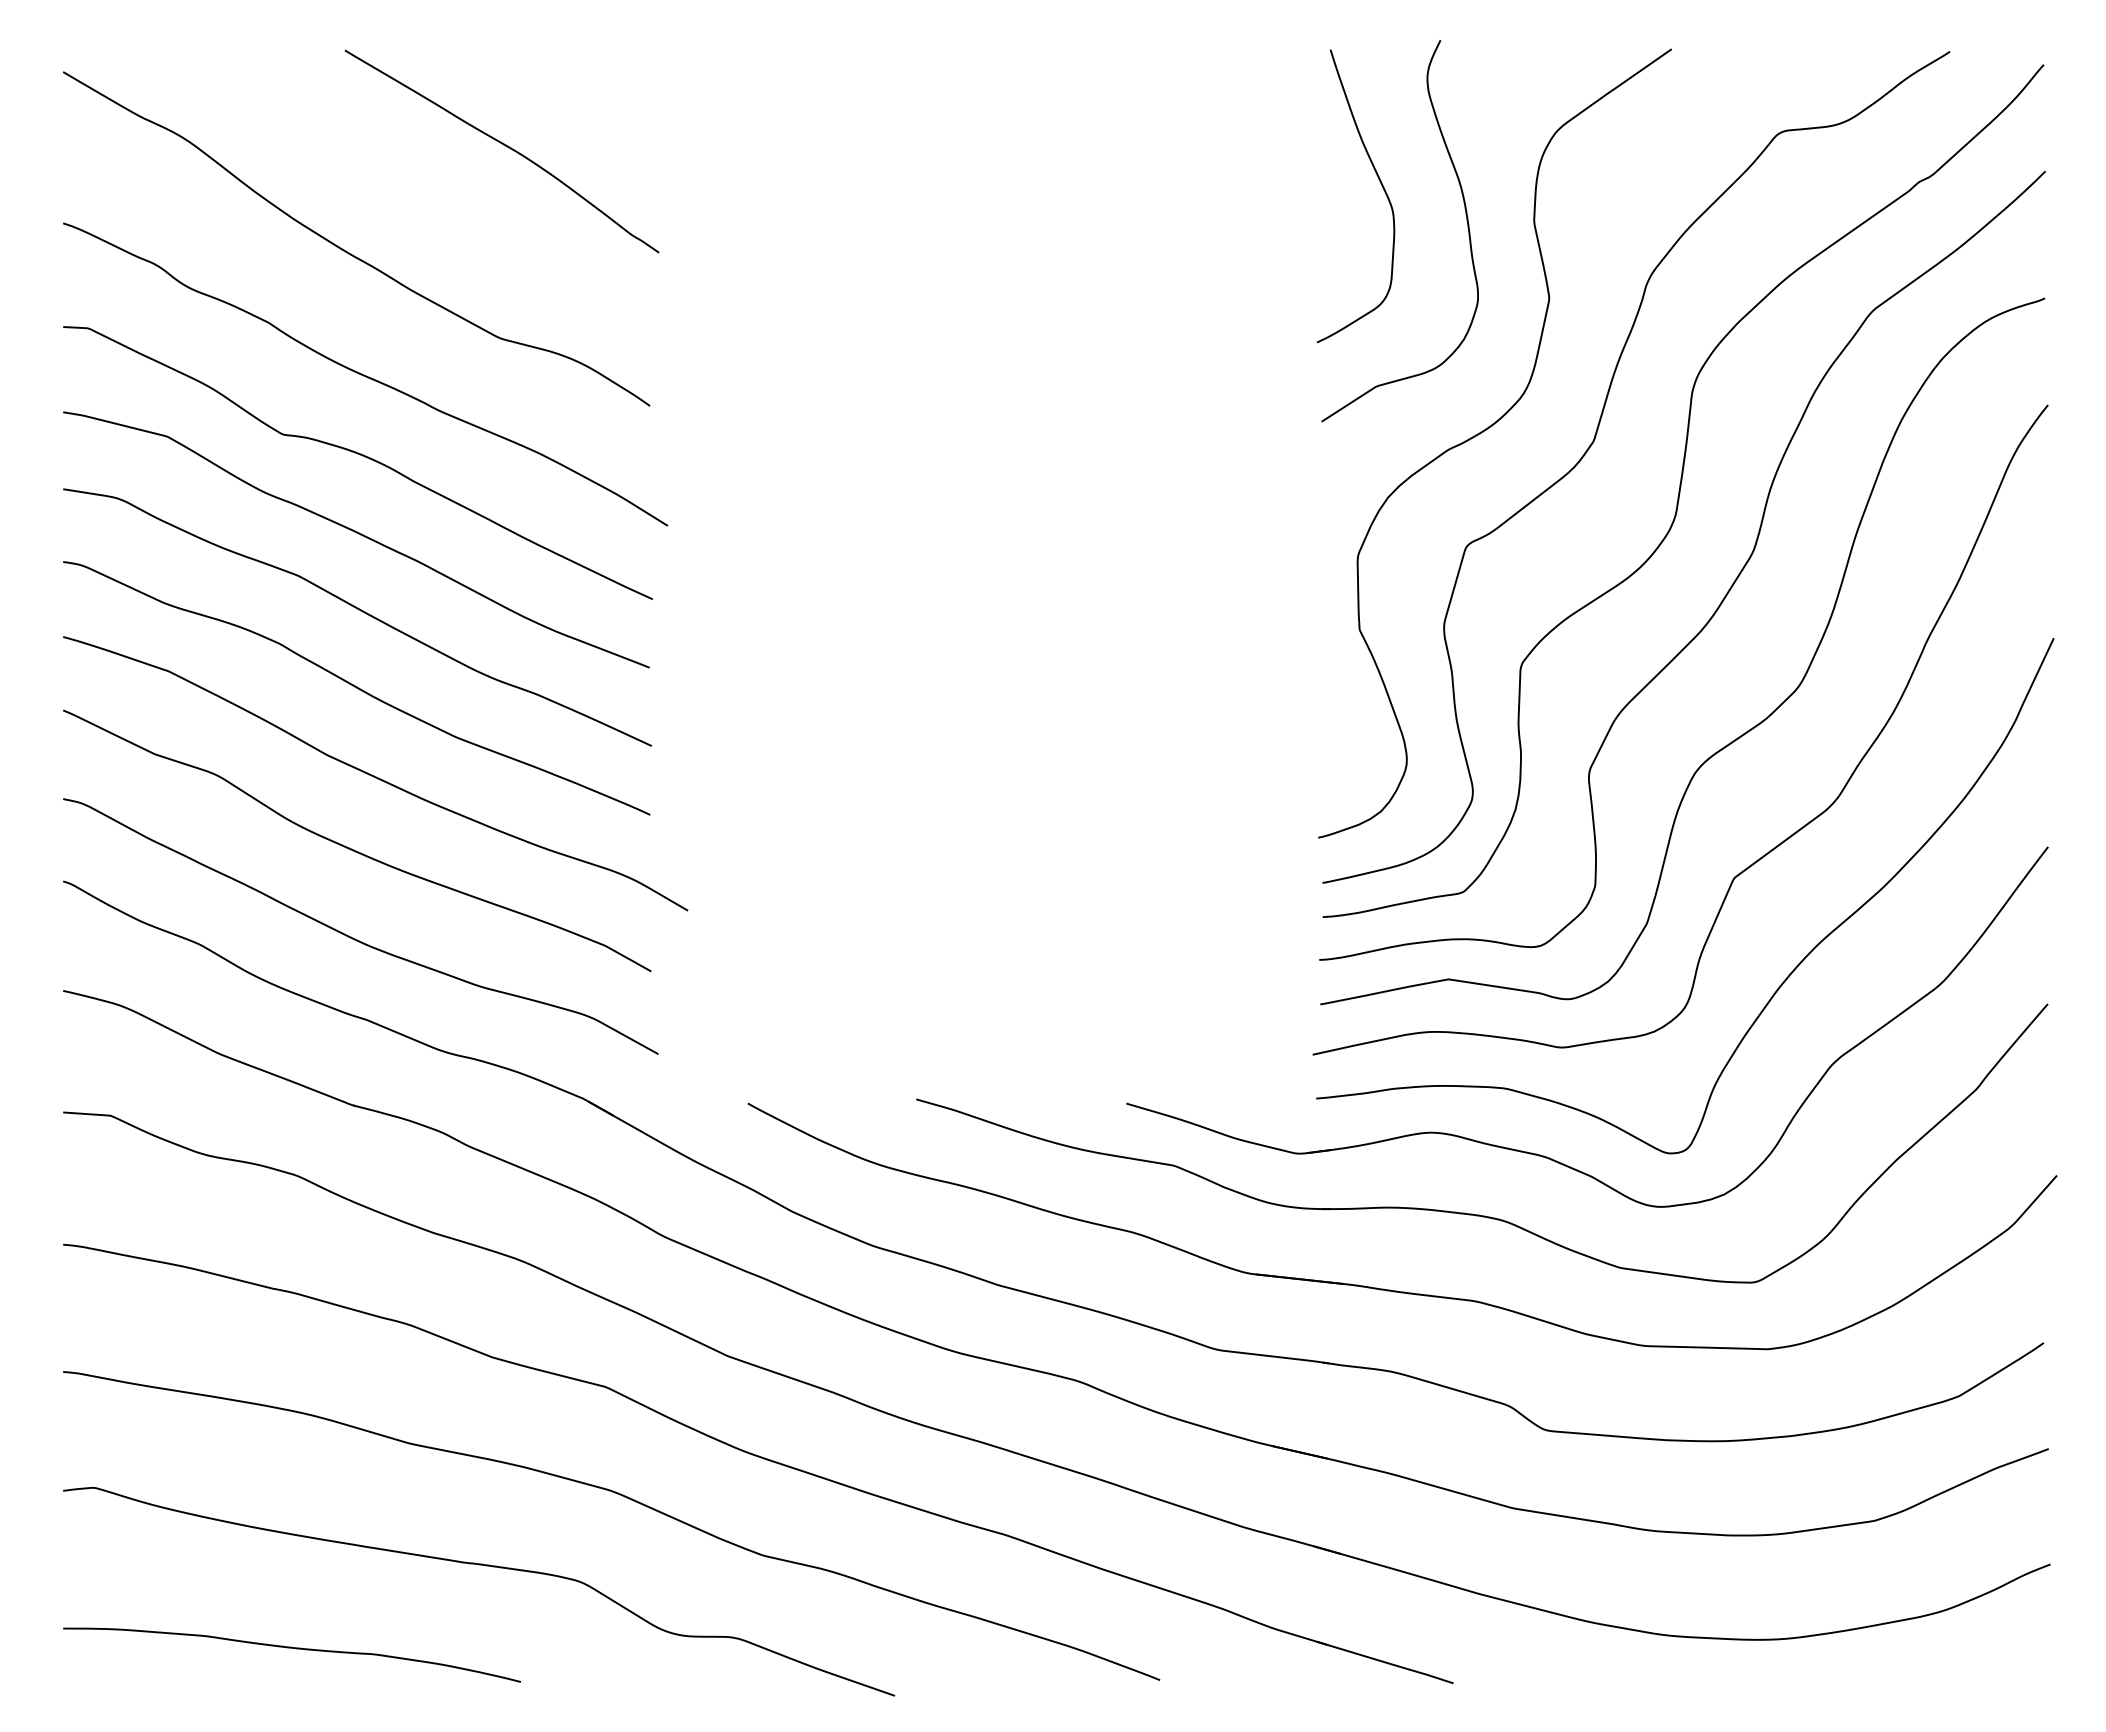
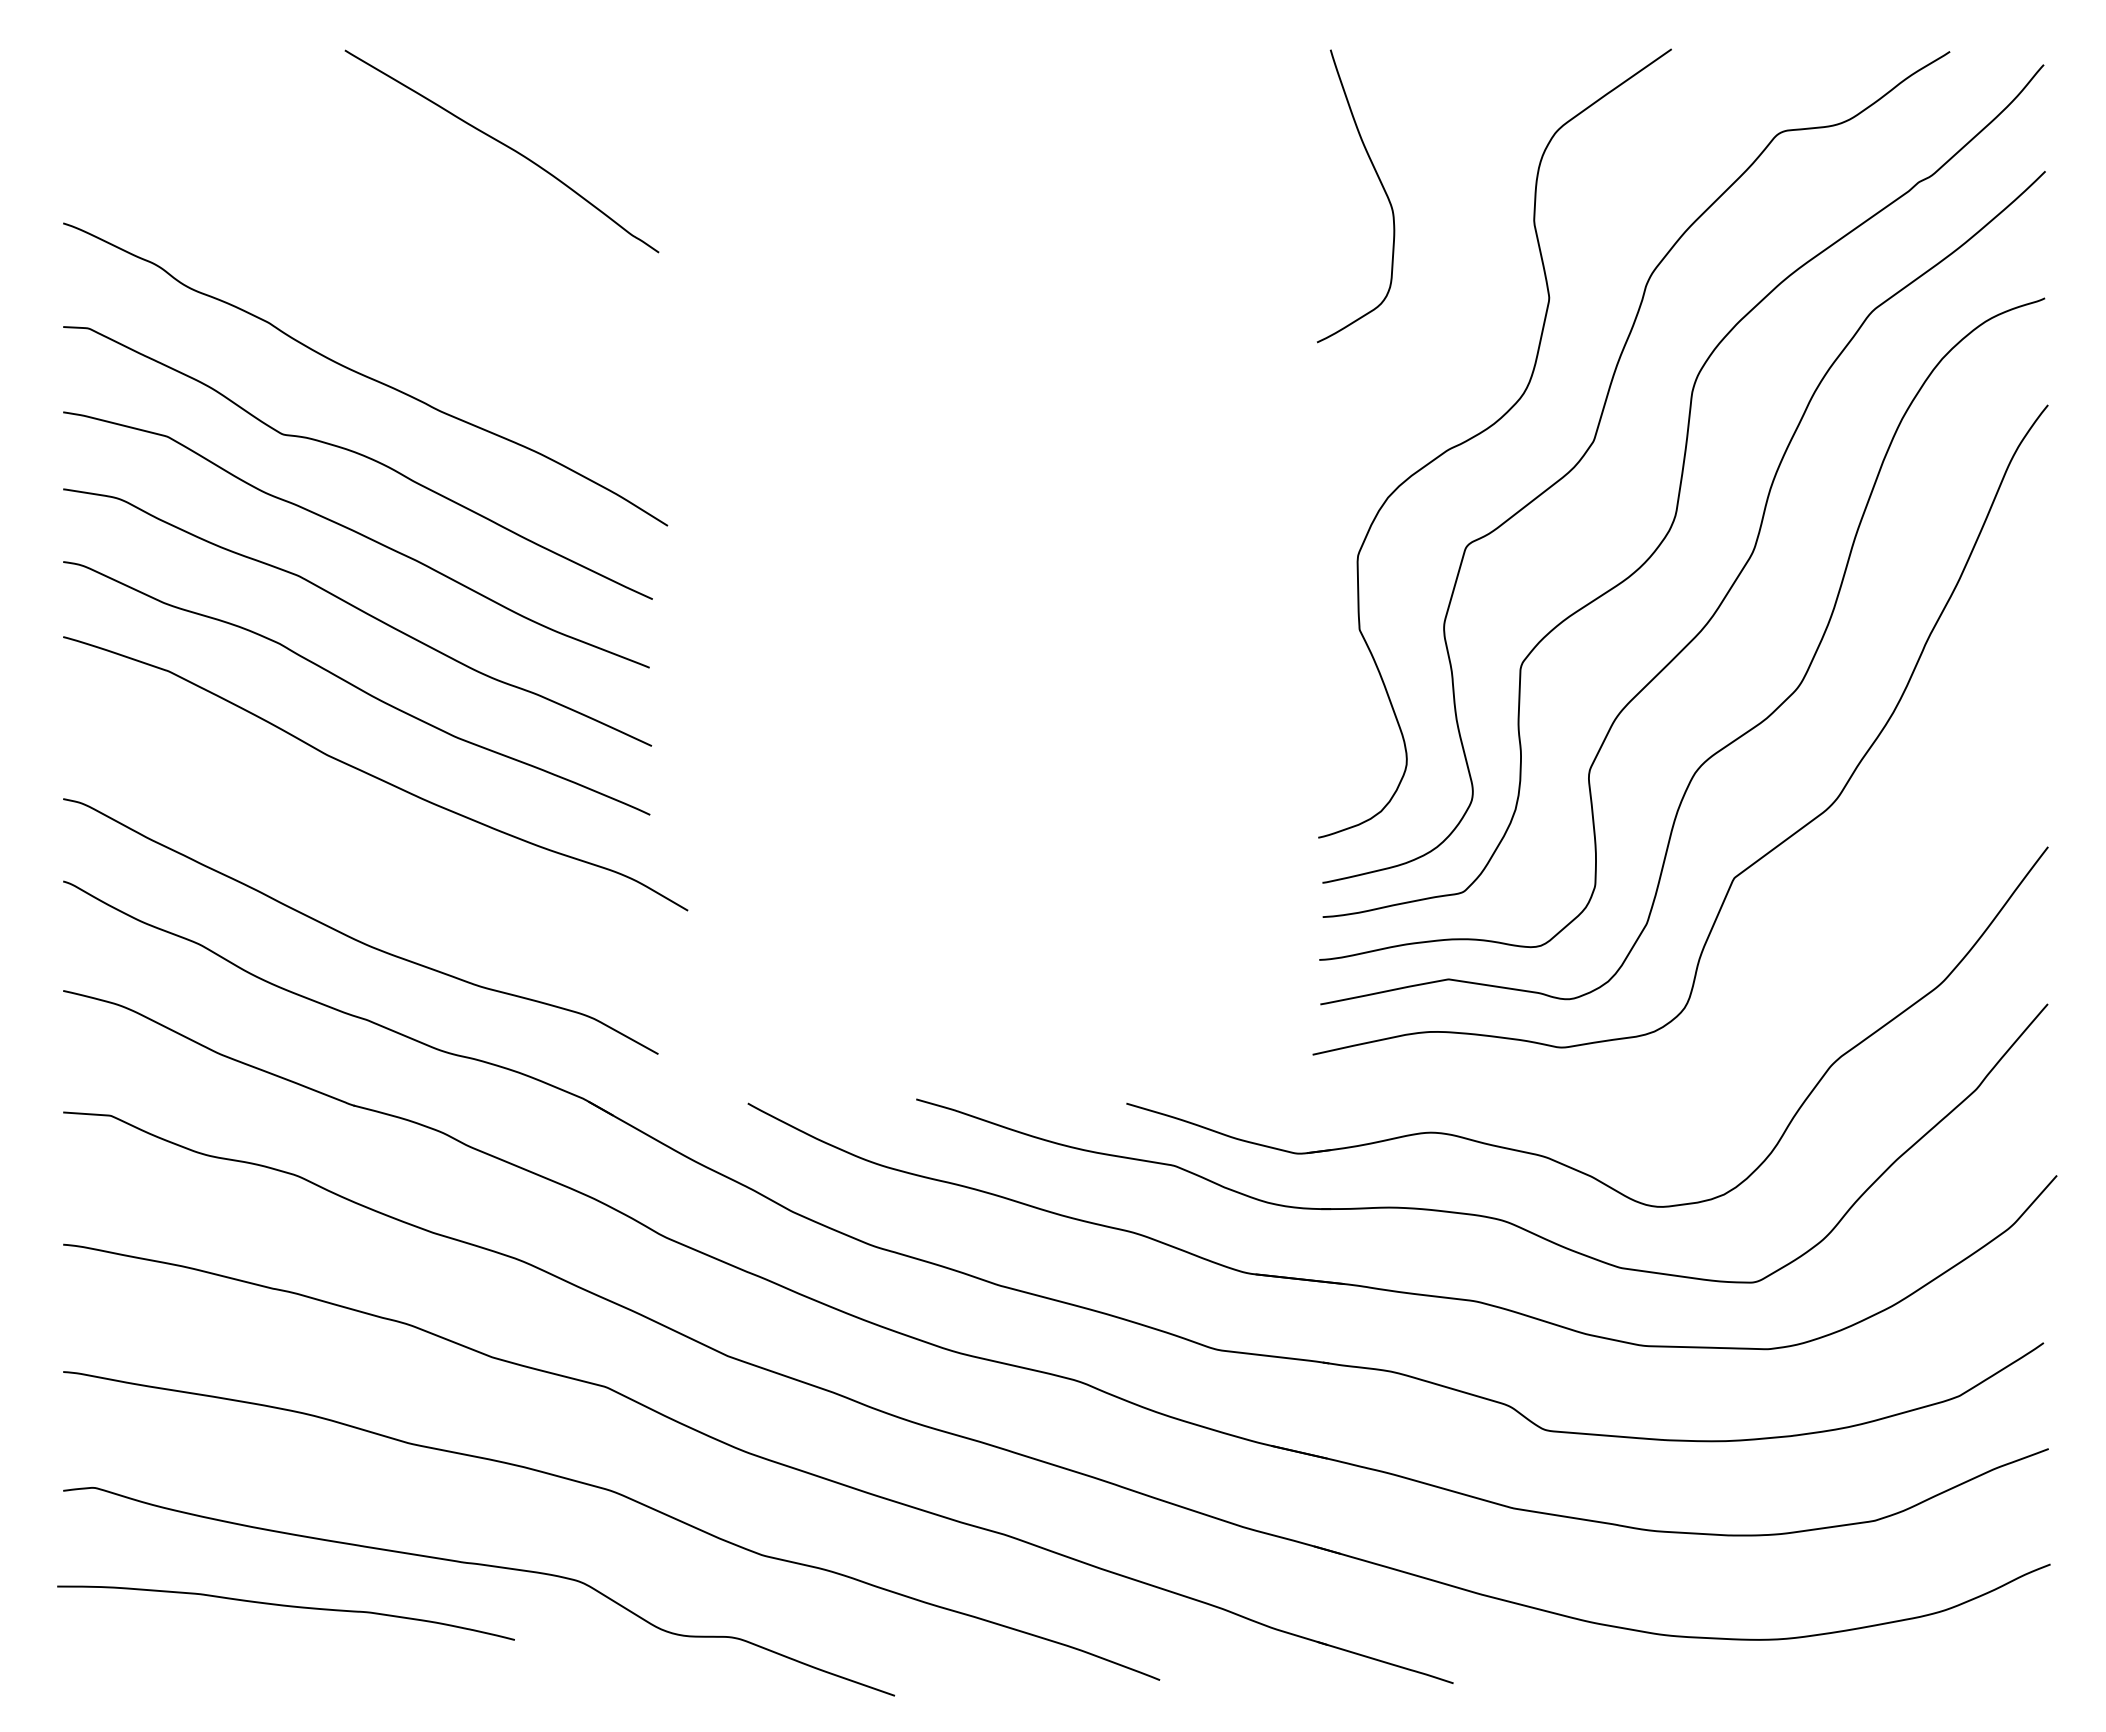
curve: present -> none (1466, 221)
curve: present -> none (346, 250)
curve: present -> none (354, 849)
curve: present -> none (1784, 979)
curve position: (291, 1648) -> (285, 1606) (285, 1606)
